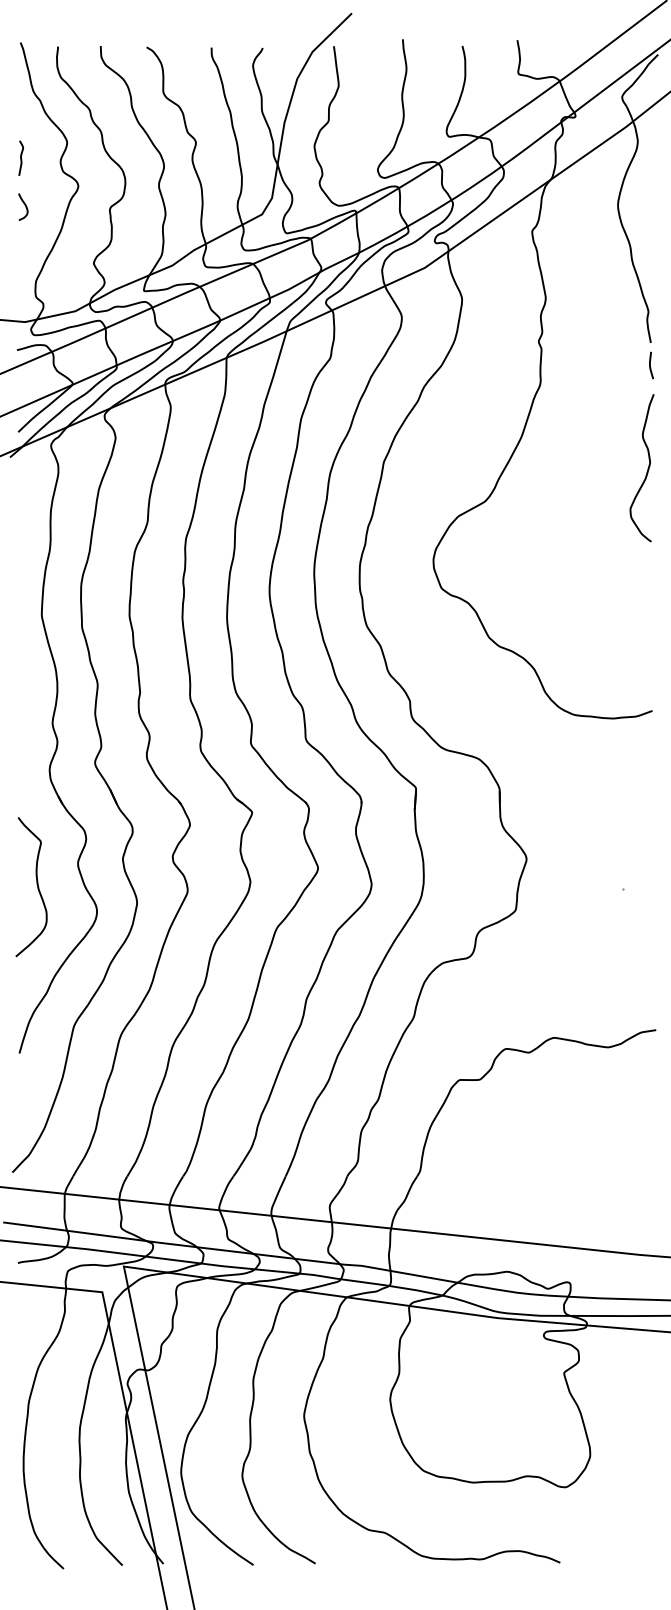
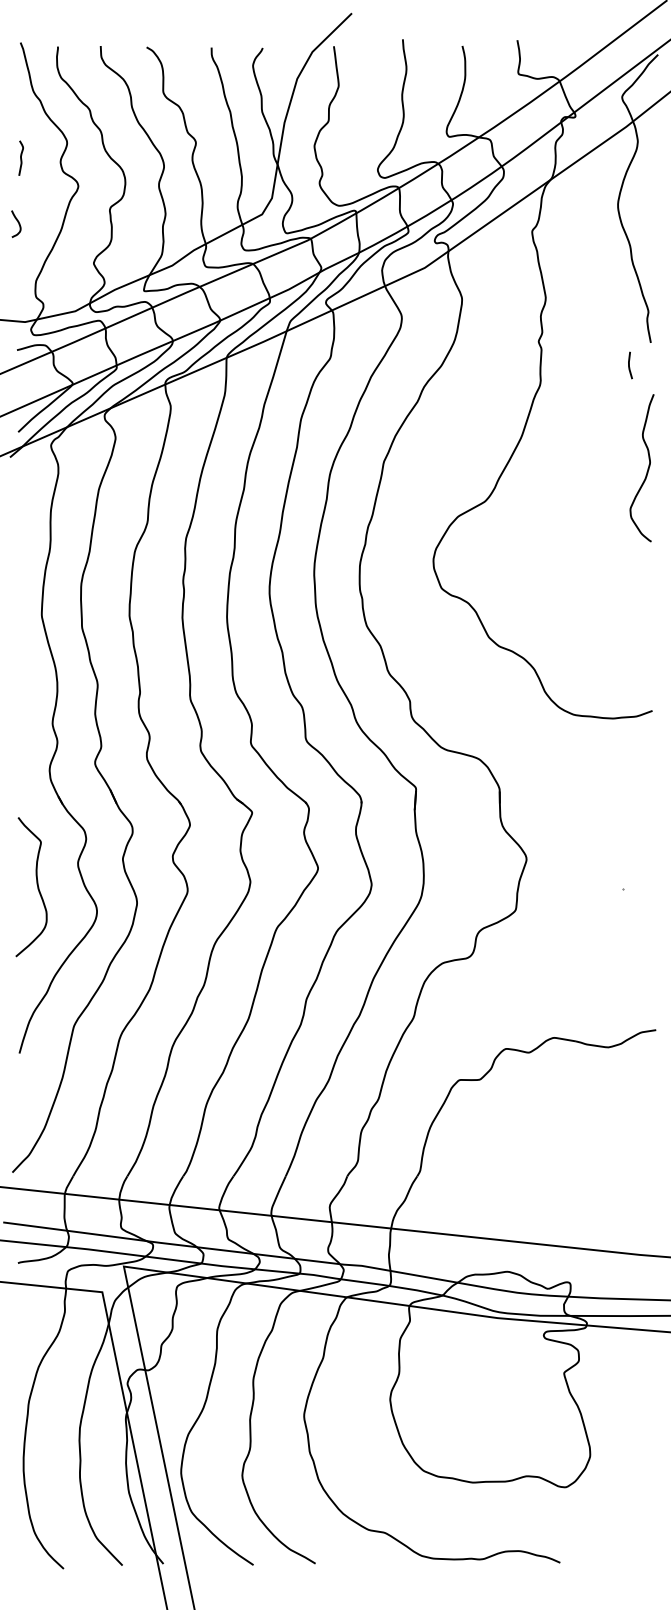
curve position: (24, 205) -> (17, 222) (17, 222)
line position: (650, 365) -> (629, 365) (629, 365)
